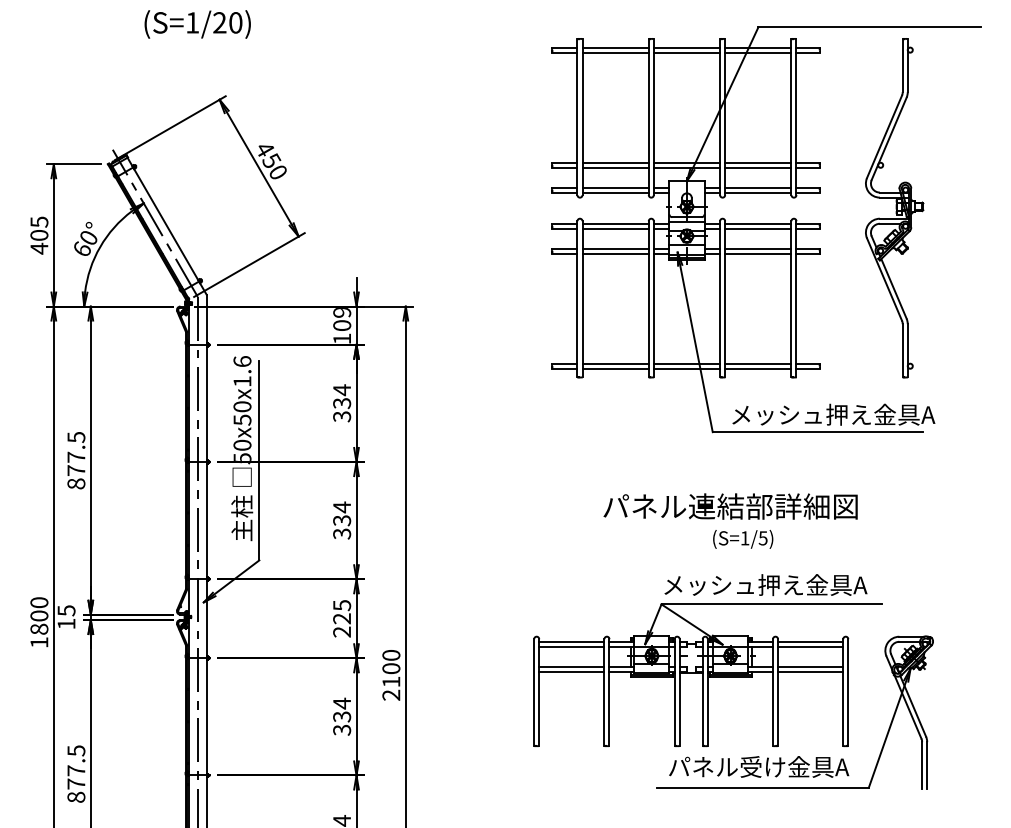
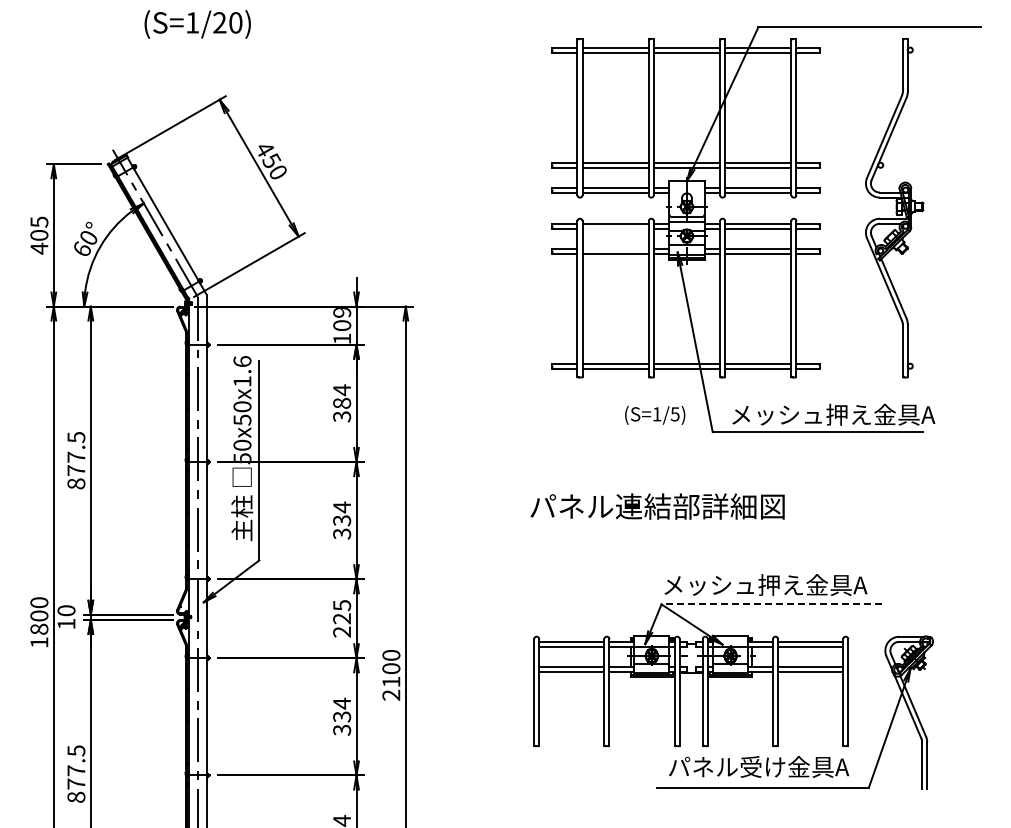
line: present -> none (615, 228)
line: present -> none (615, 248)
text: 334 -> 384 (341, 403)
text position: (730, 506) -> (657, 506) (657, 506)
text position: (743, 539) -> (655, 415) (655, 415)
line: solid -> dashed (771, 604)
text: 15 -> 10 (66, 610)
